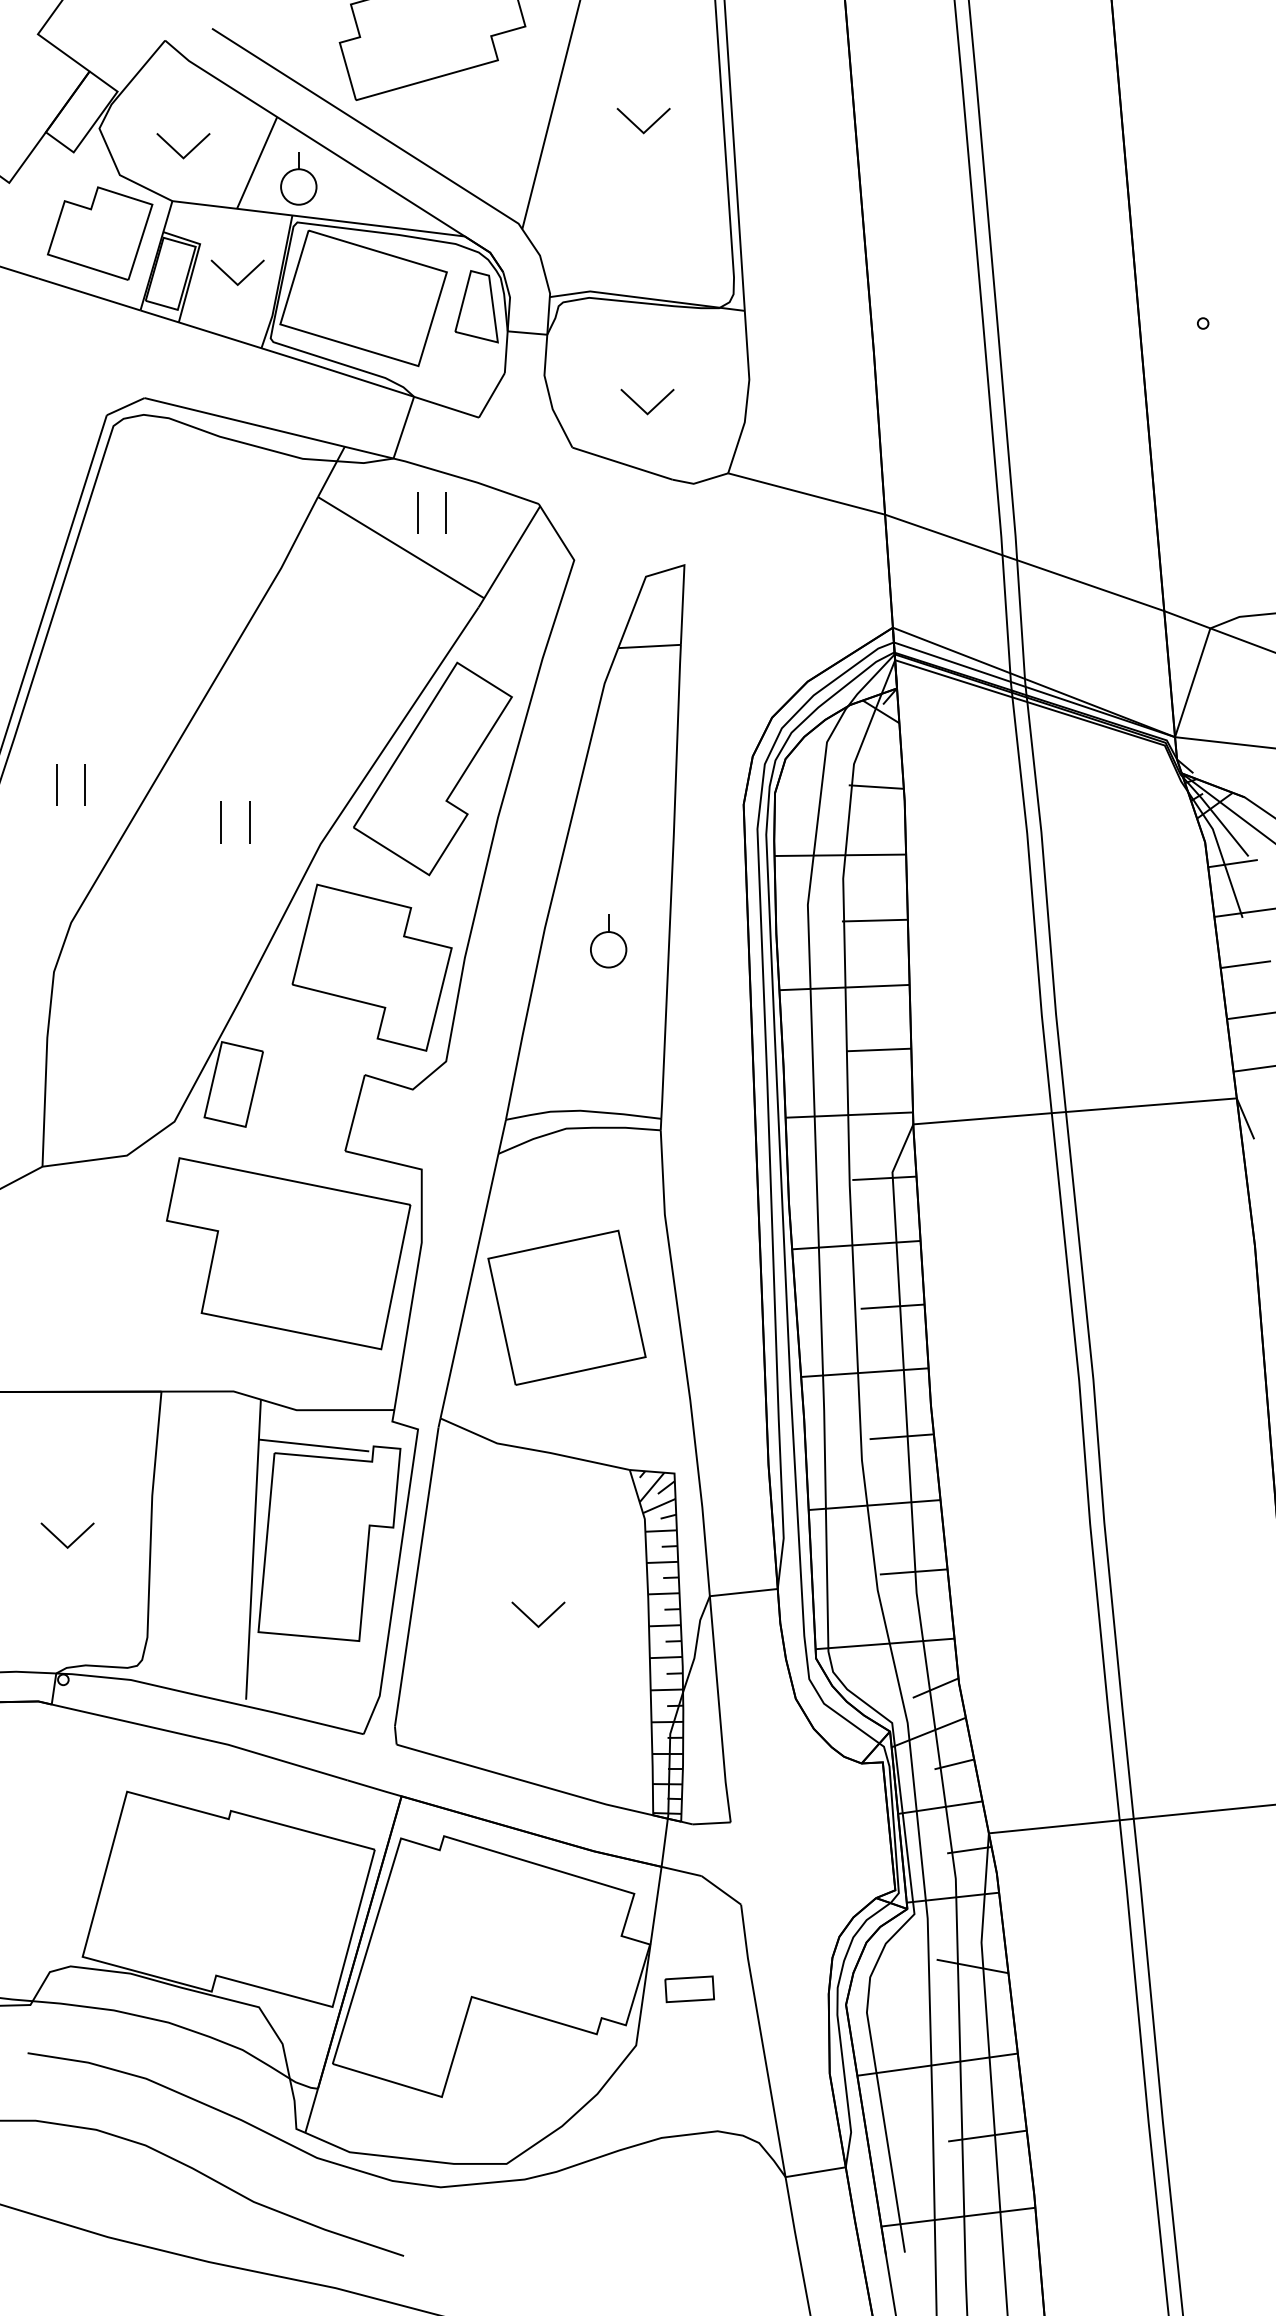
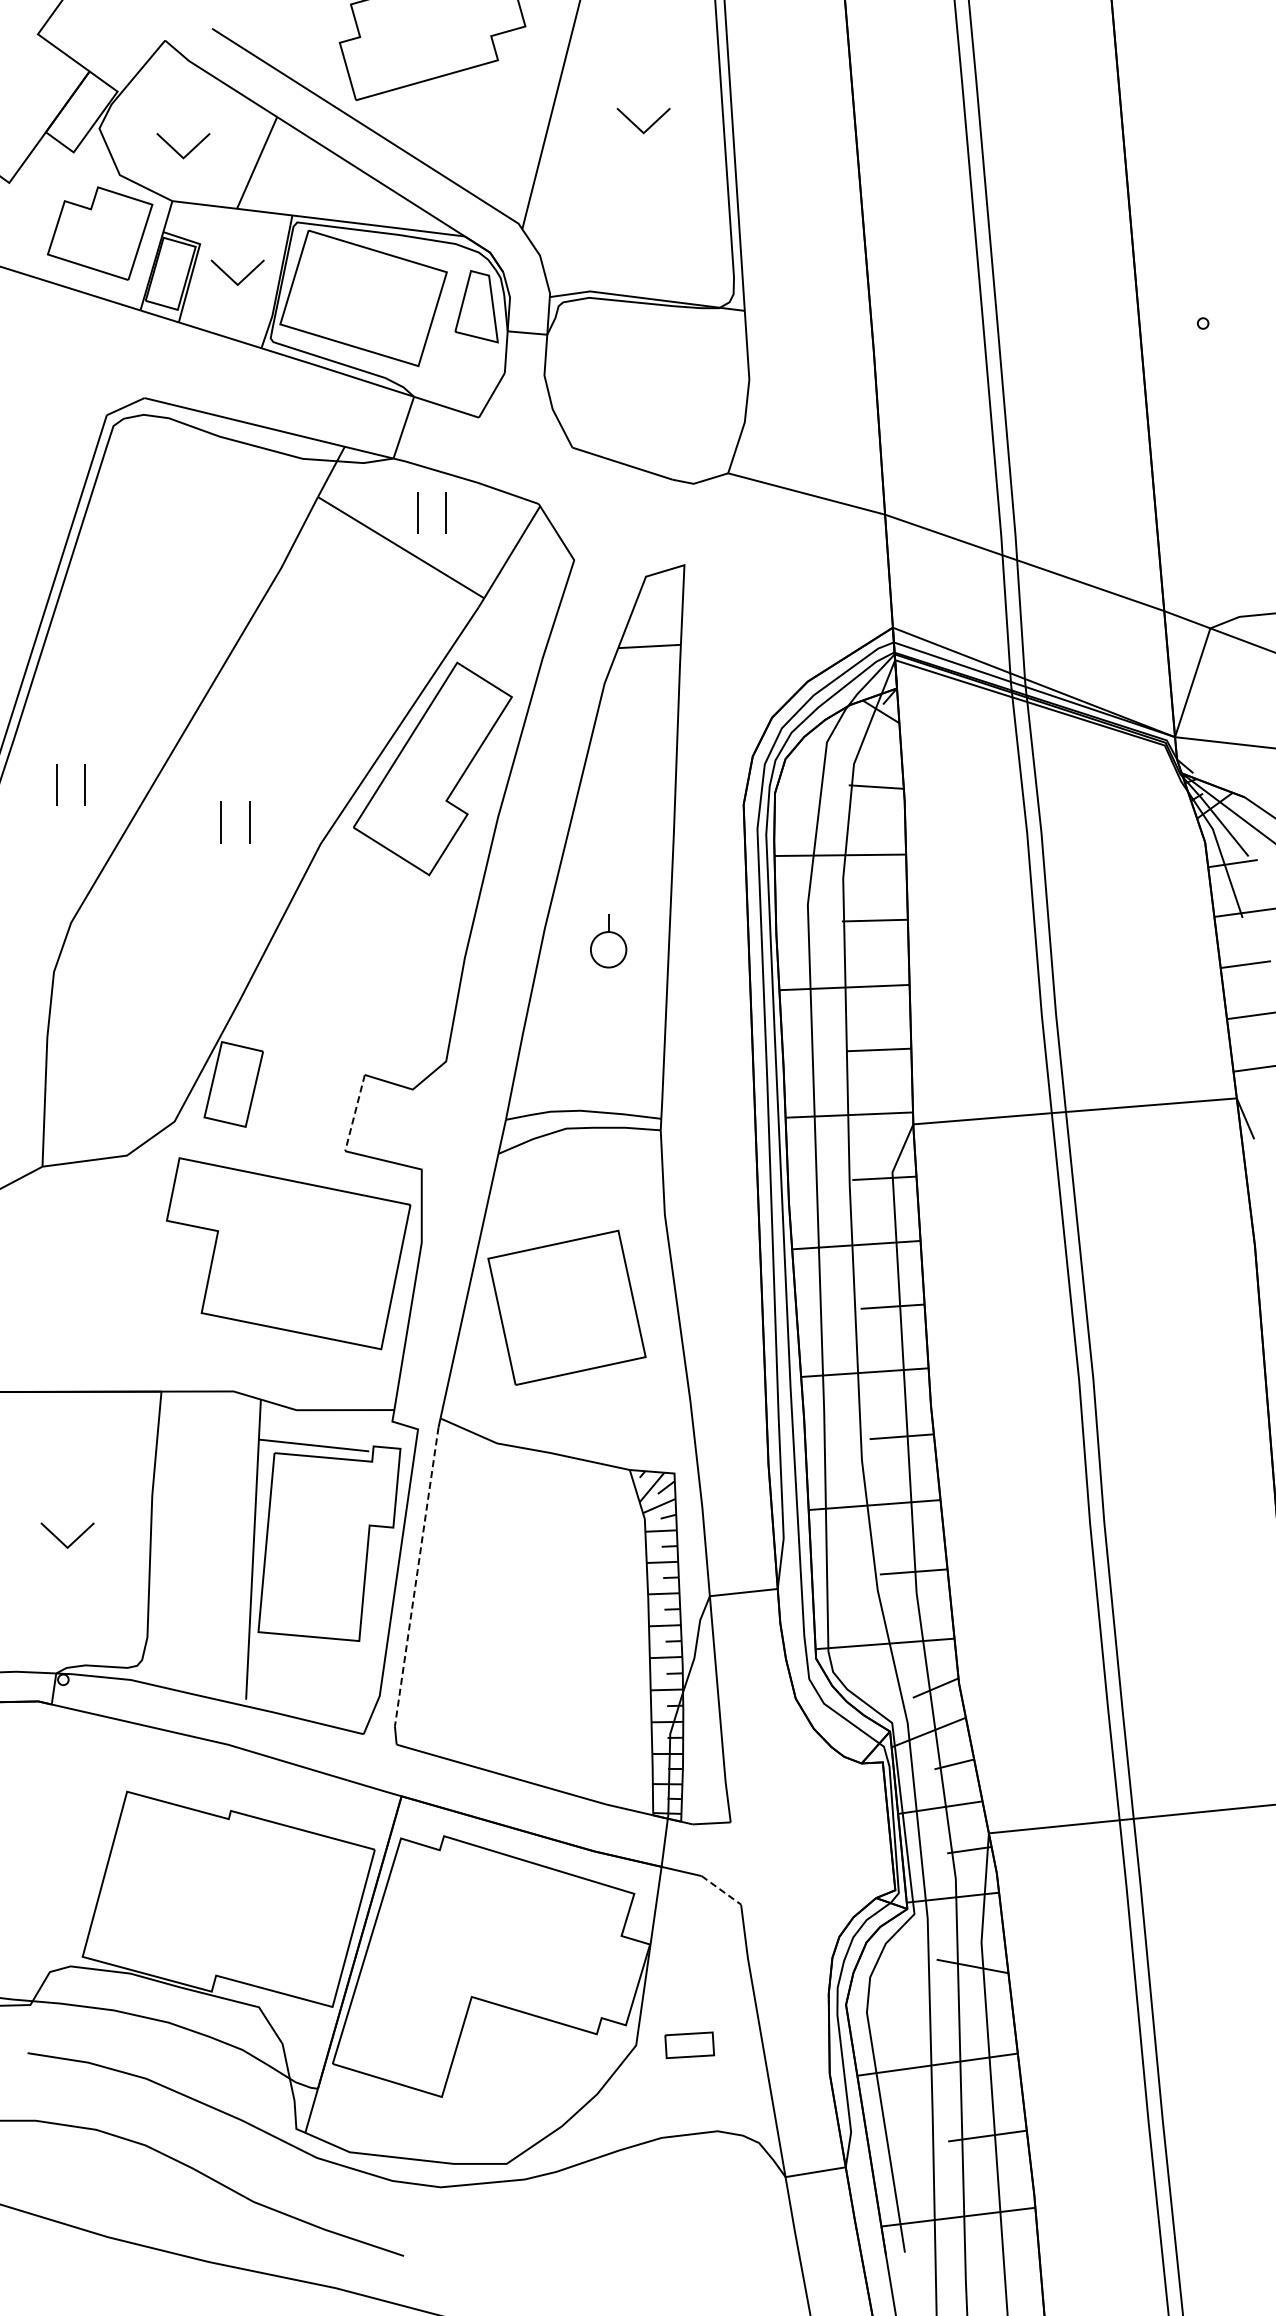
part: present -> none (298, 178)
part: present -> none (641, 407)
part: present -> none (371, 967)
line: solid -> dashed (354, 1113)
line: solid -> dashed (416, 1577)
part: present -> none (533, 1620)
line: solid -> dashed (721, 1890)
part position: (689, 1989) -> (689, 2045) (689, 2045)
